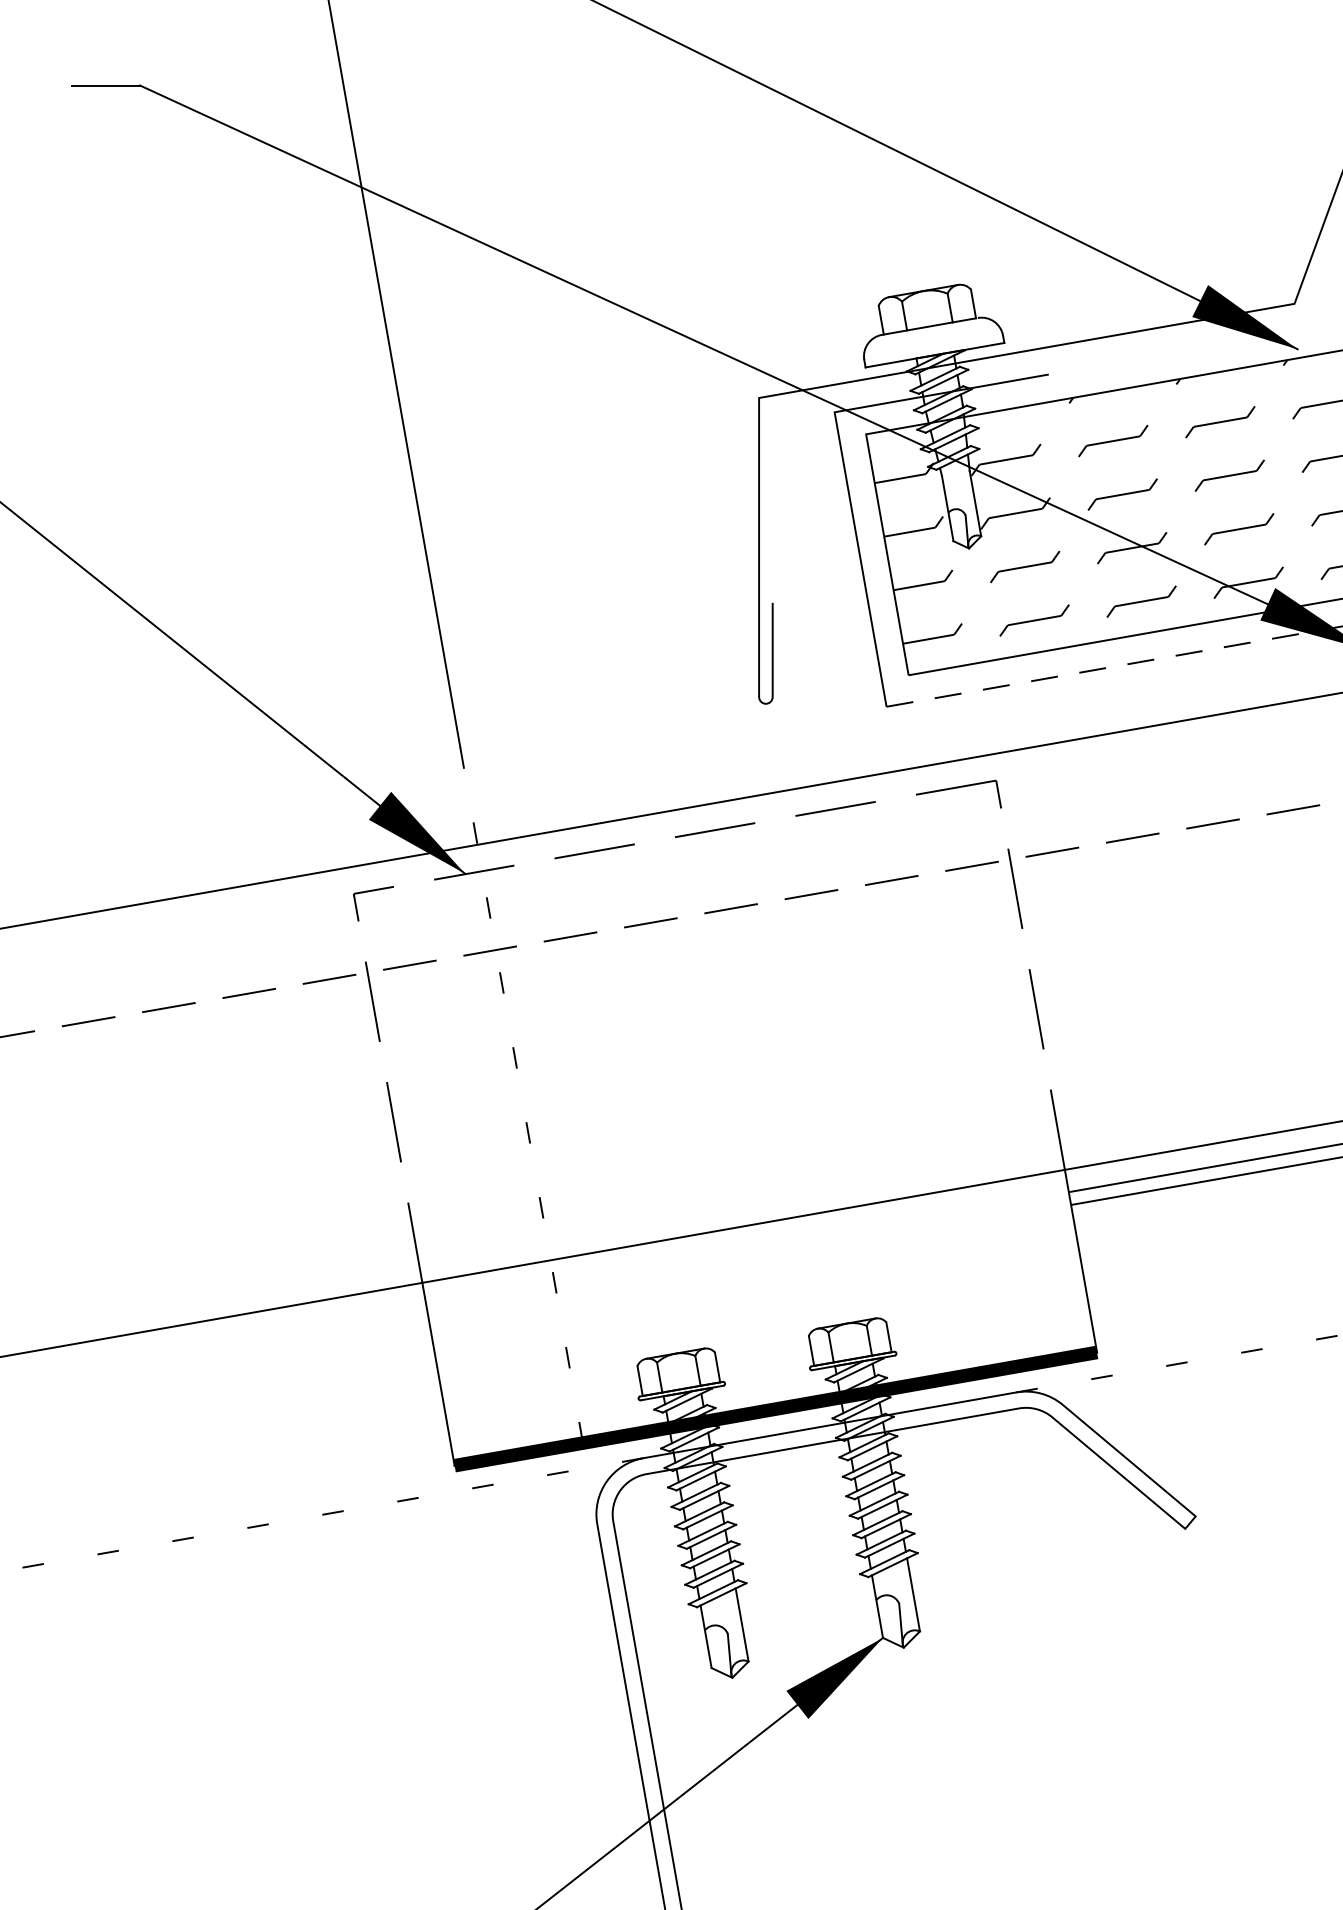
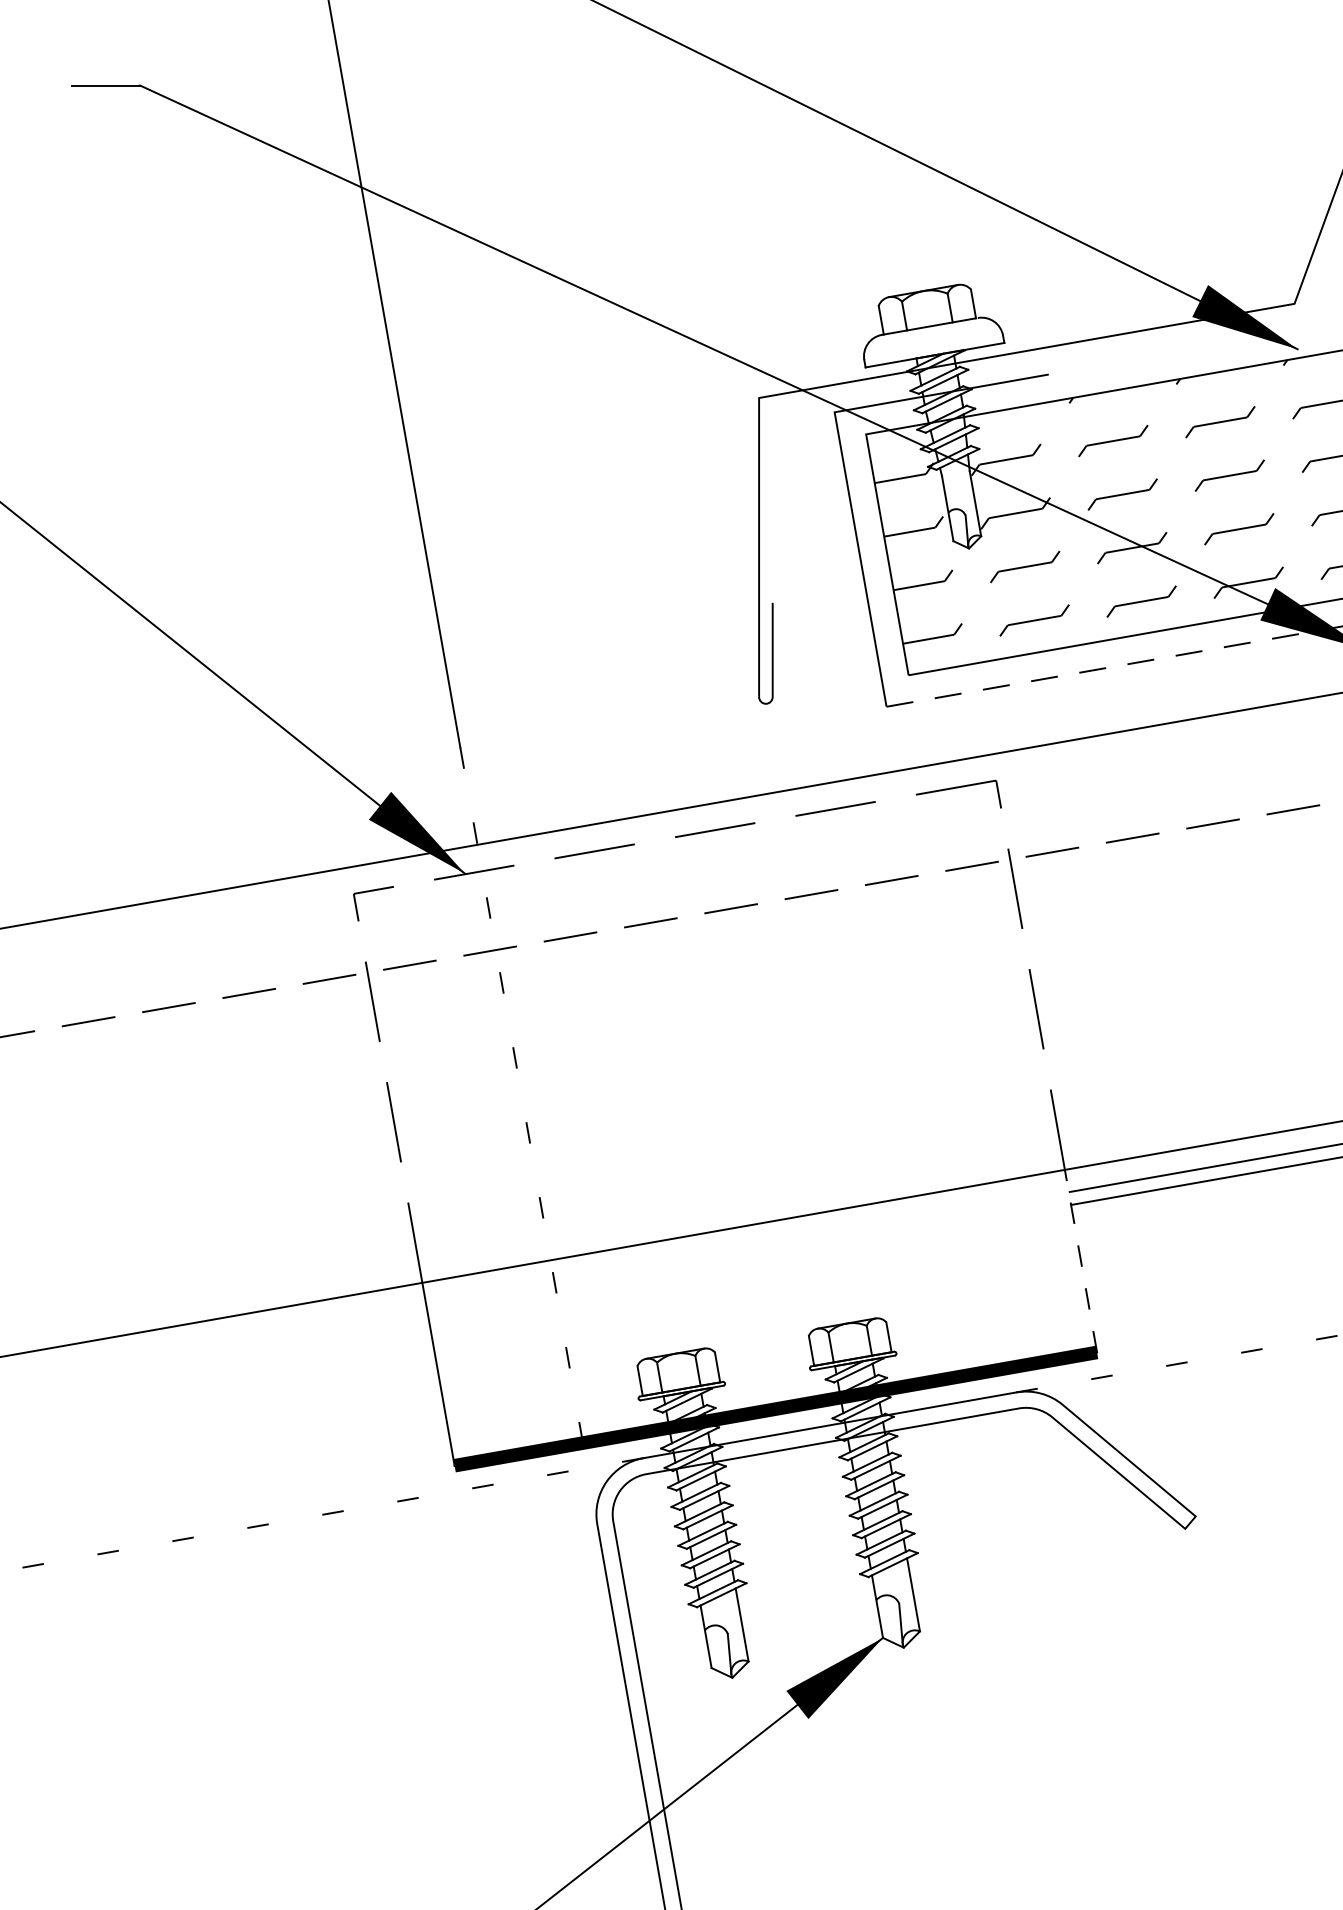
line: solid -> dashed (1080, 1261)
